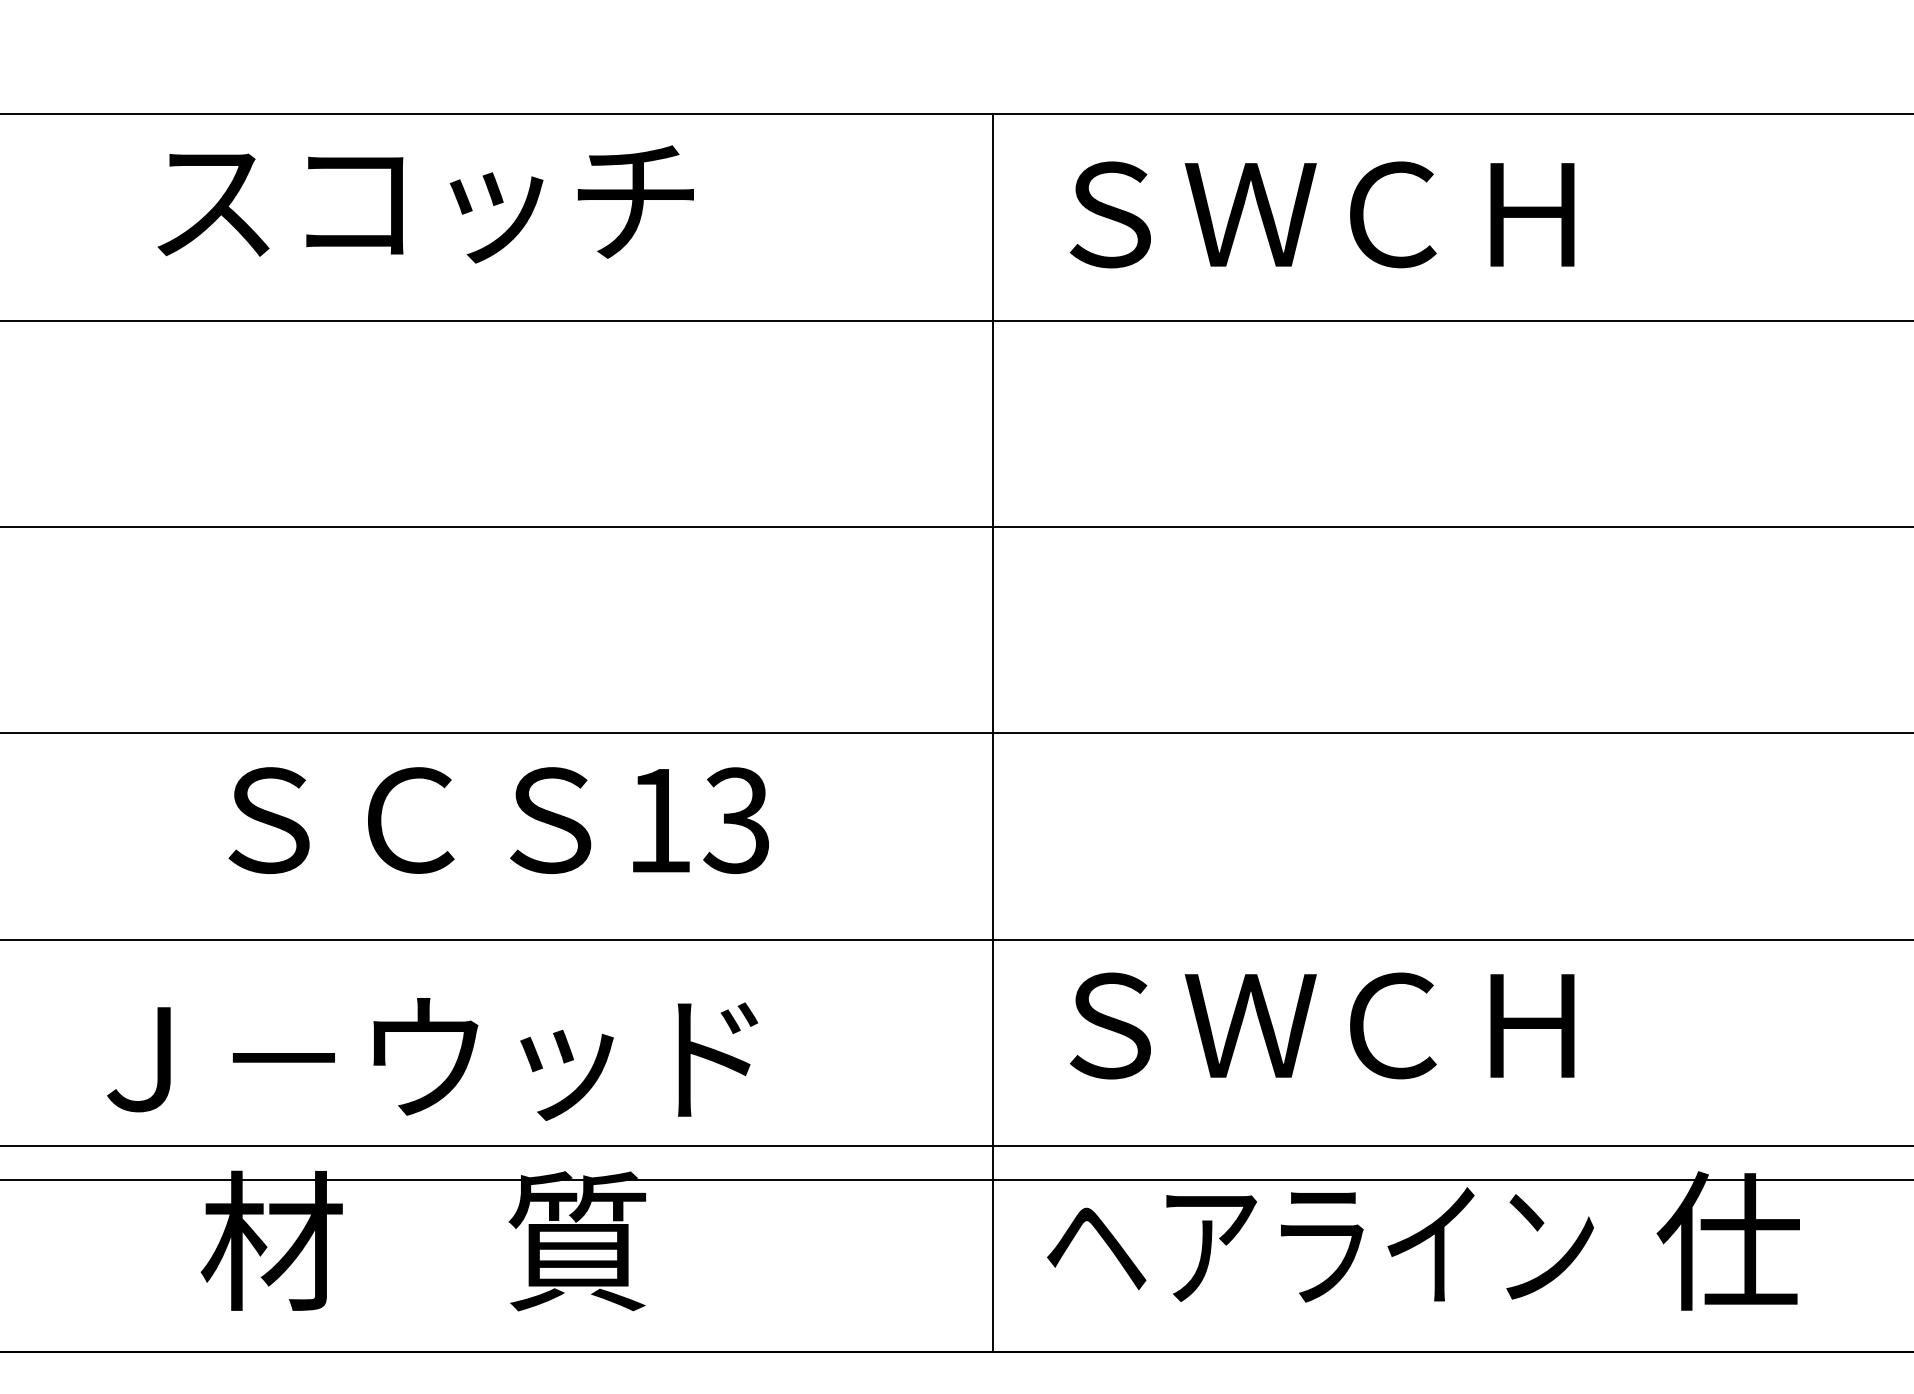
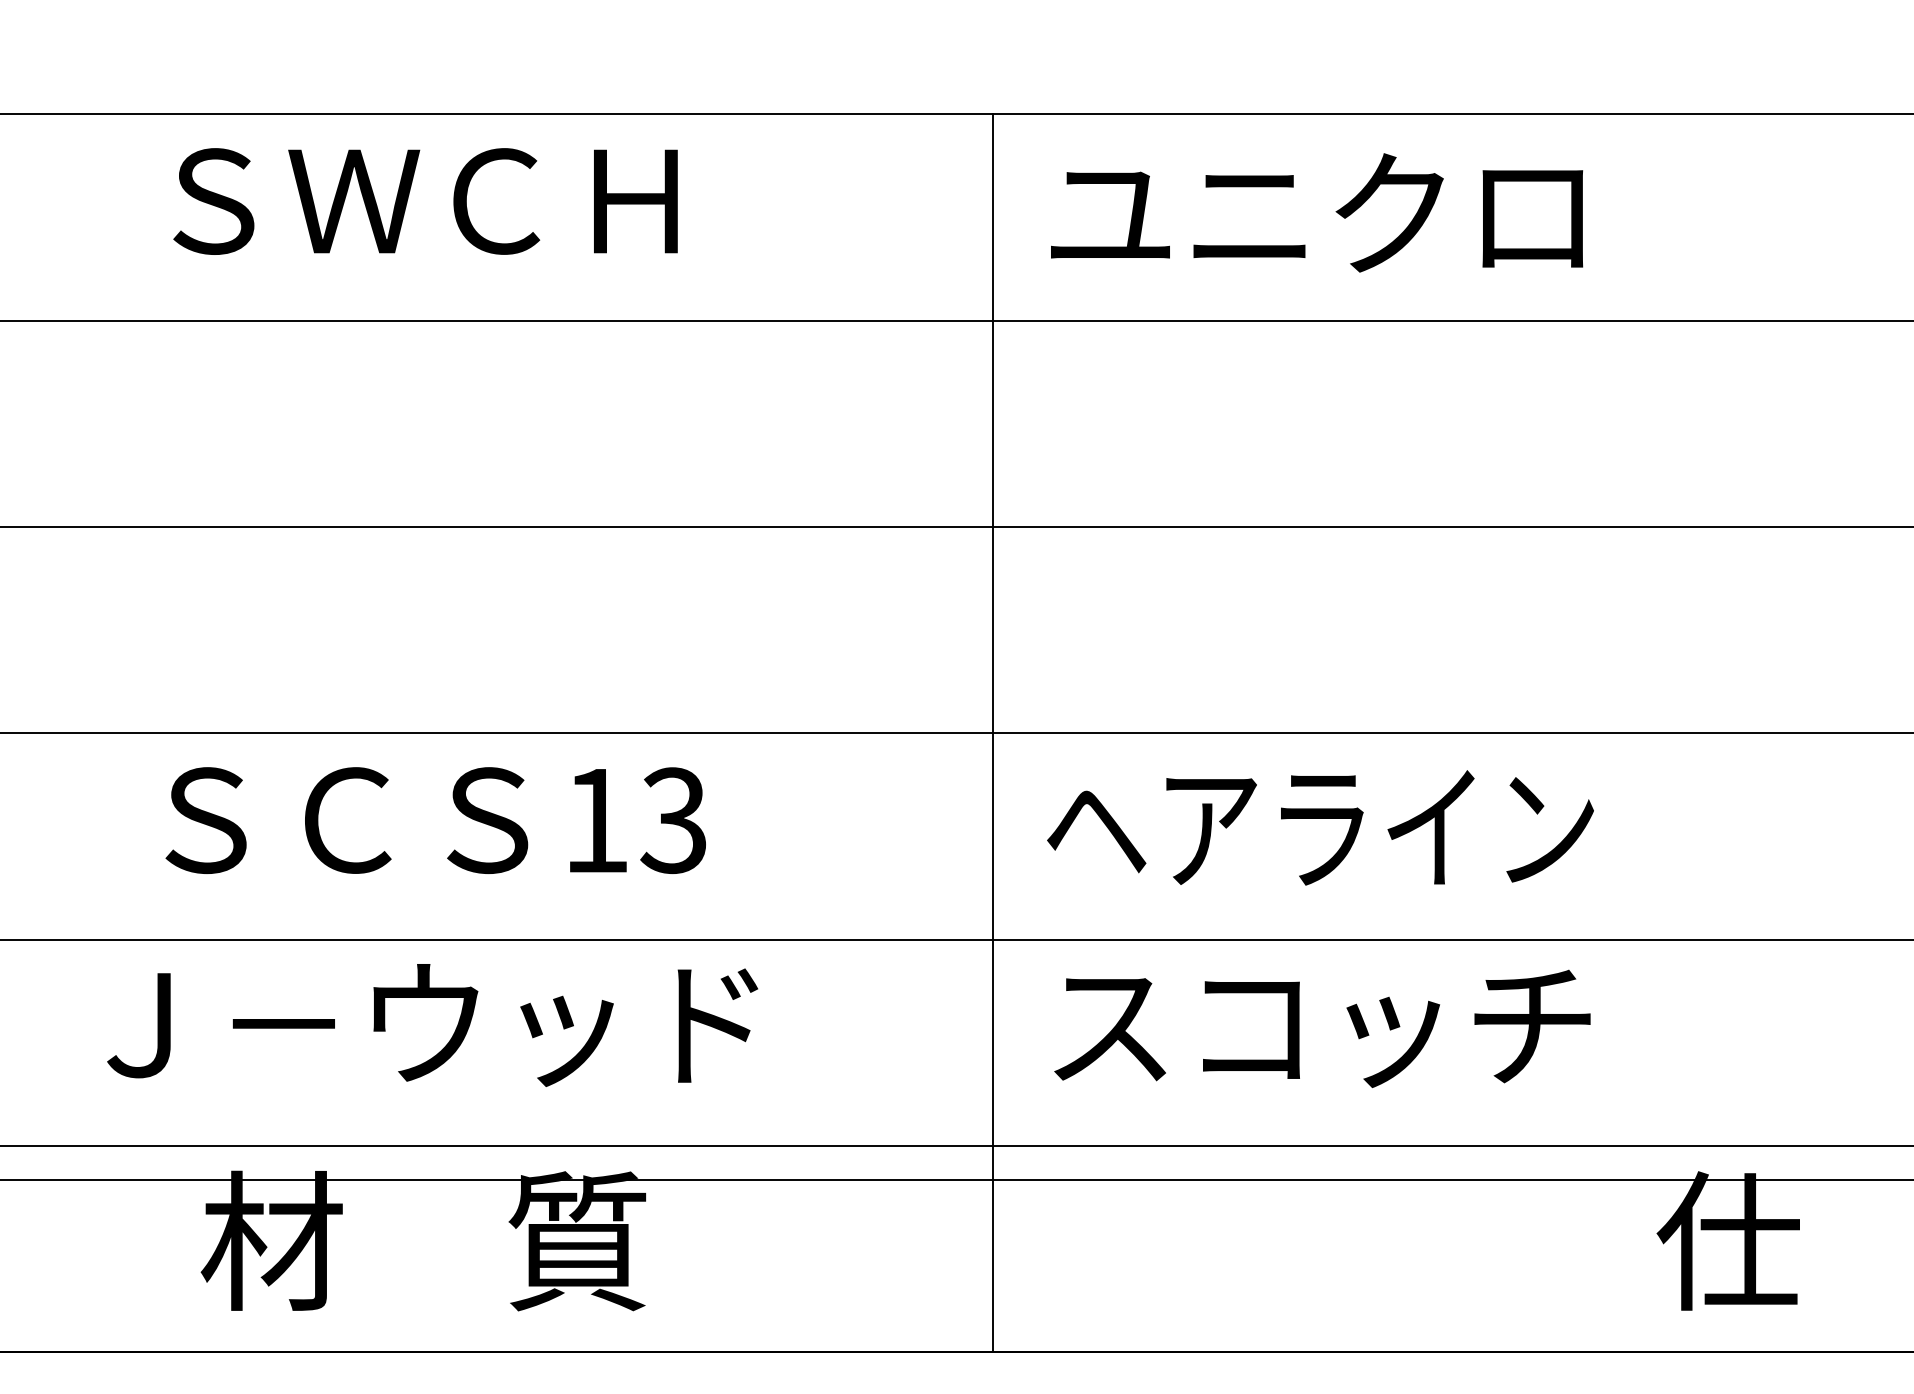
text: スコッチ -> ＳＷＣＨ (425, 204)
text: ＳＷＣＨ -> ユニクロ (1317, 212)
text position: (498, 820) -> (435, 820) (435, 820)
text: ＳＷＣＨ -> スコッチ (1322, 1028)
text position: (432, 1059) -> (432, 1025) (432, 1025)
text position: (1320, 1244) -> (1320, 827) (1320, 827)
